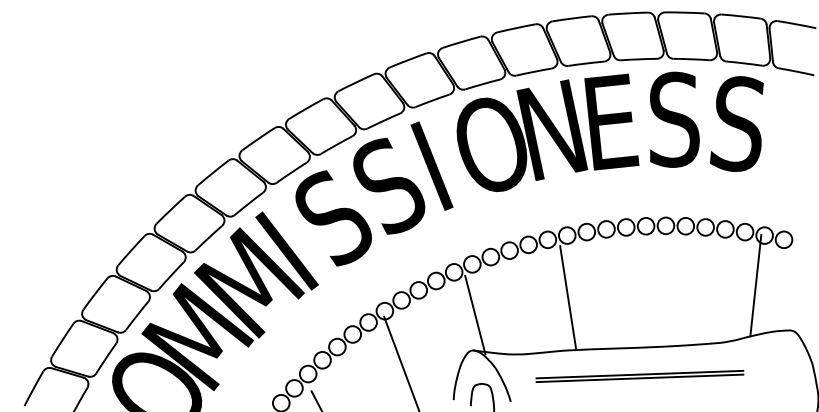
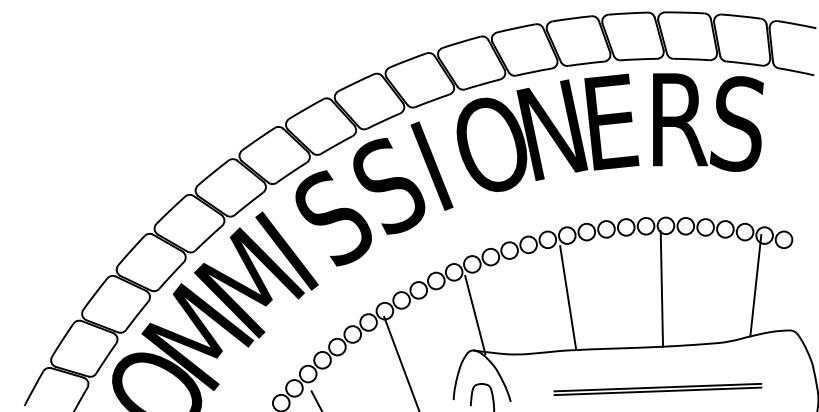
text: S -> R (679, 119)
line: none -> present (661, 288)
part position: (639, 376) -> (657, 389) (657, 389)
